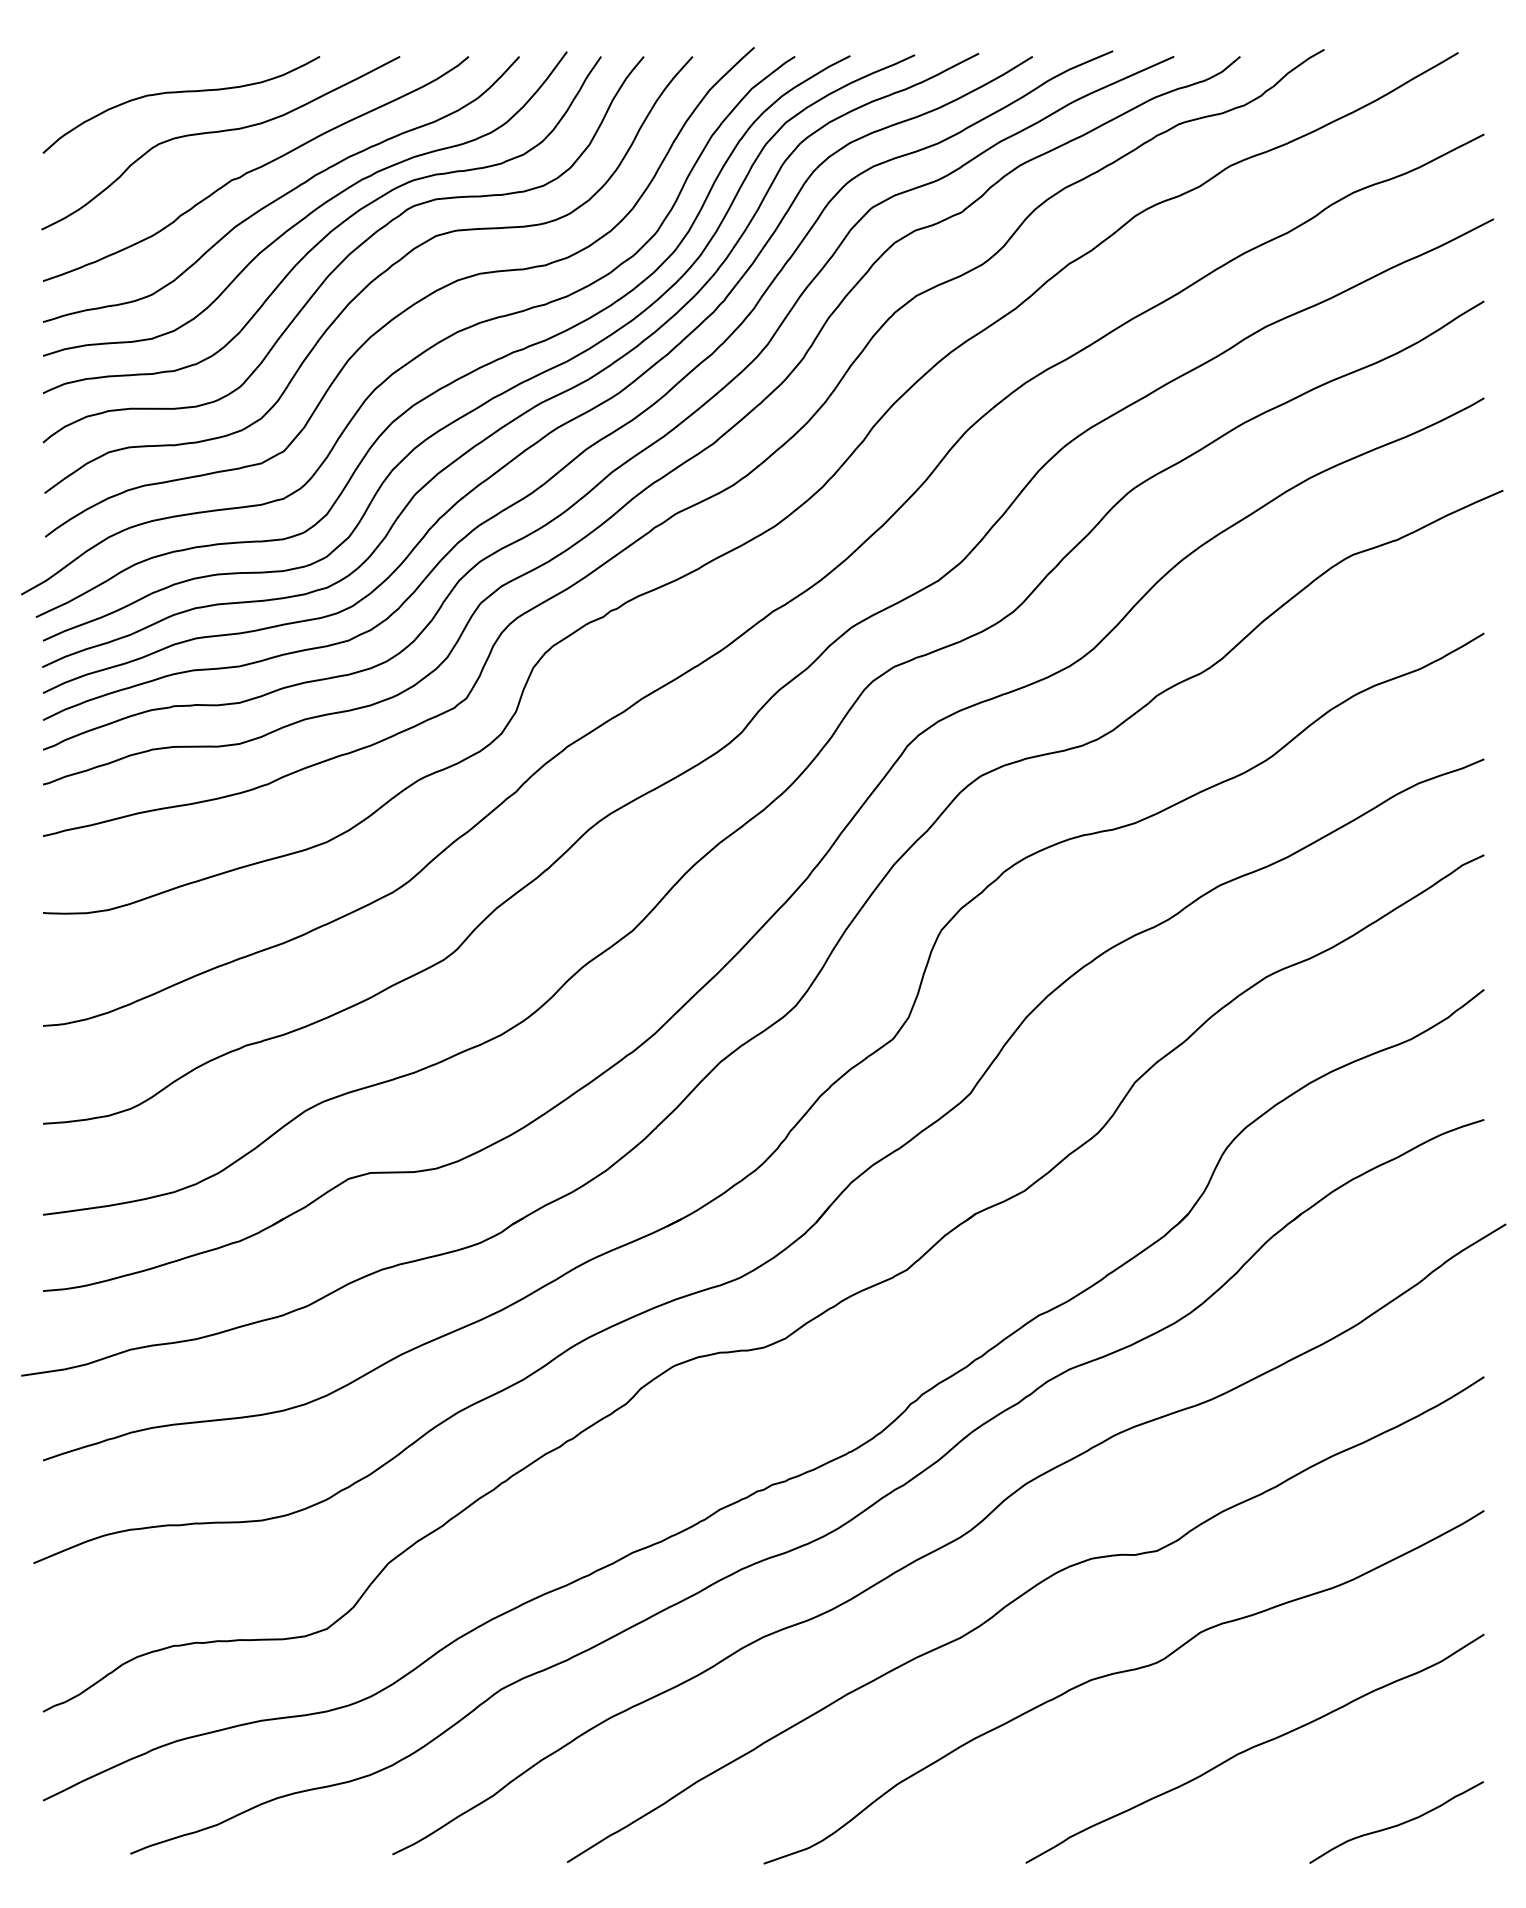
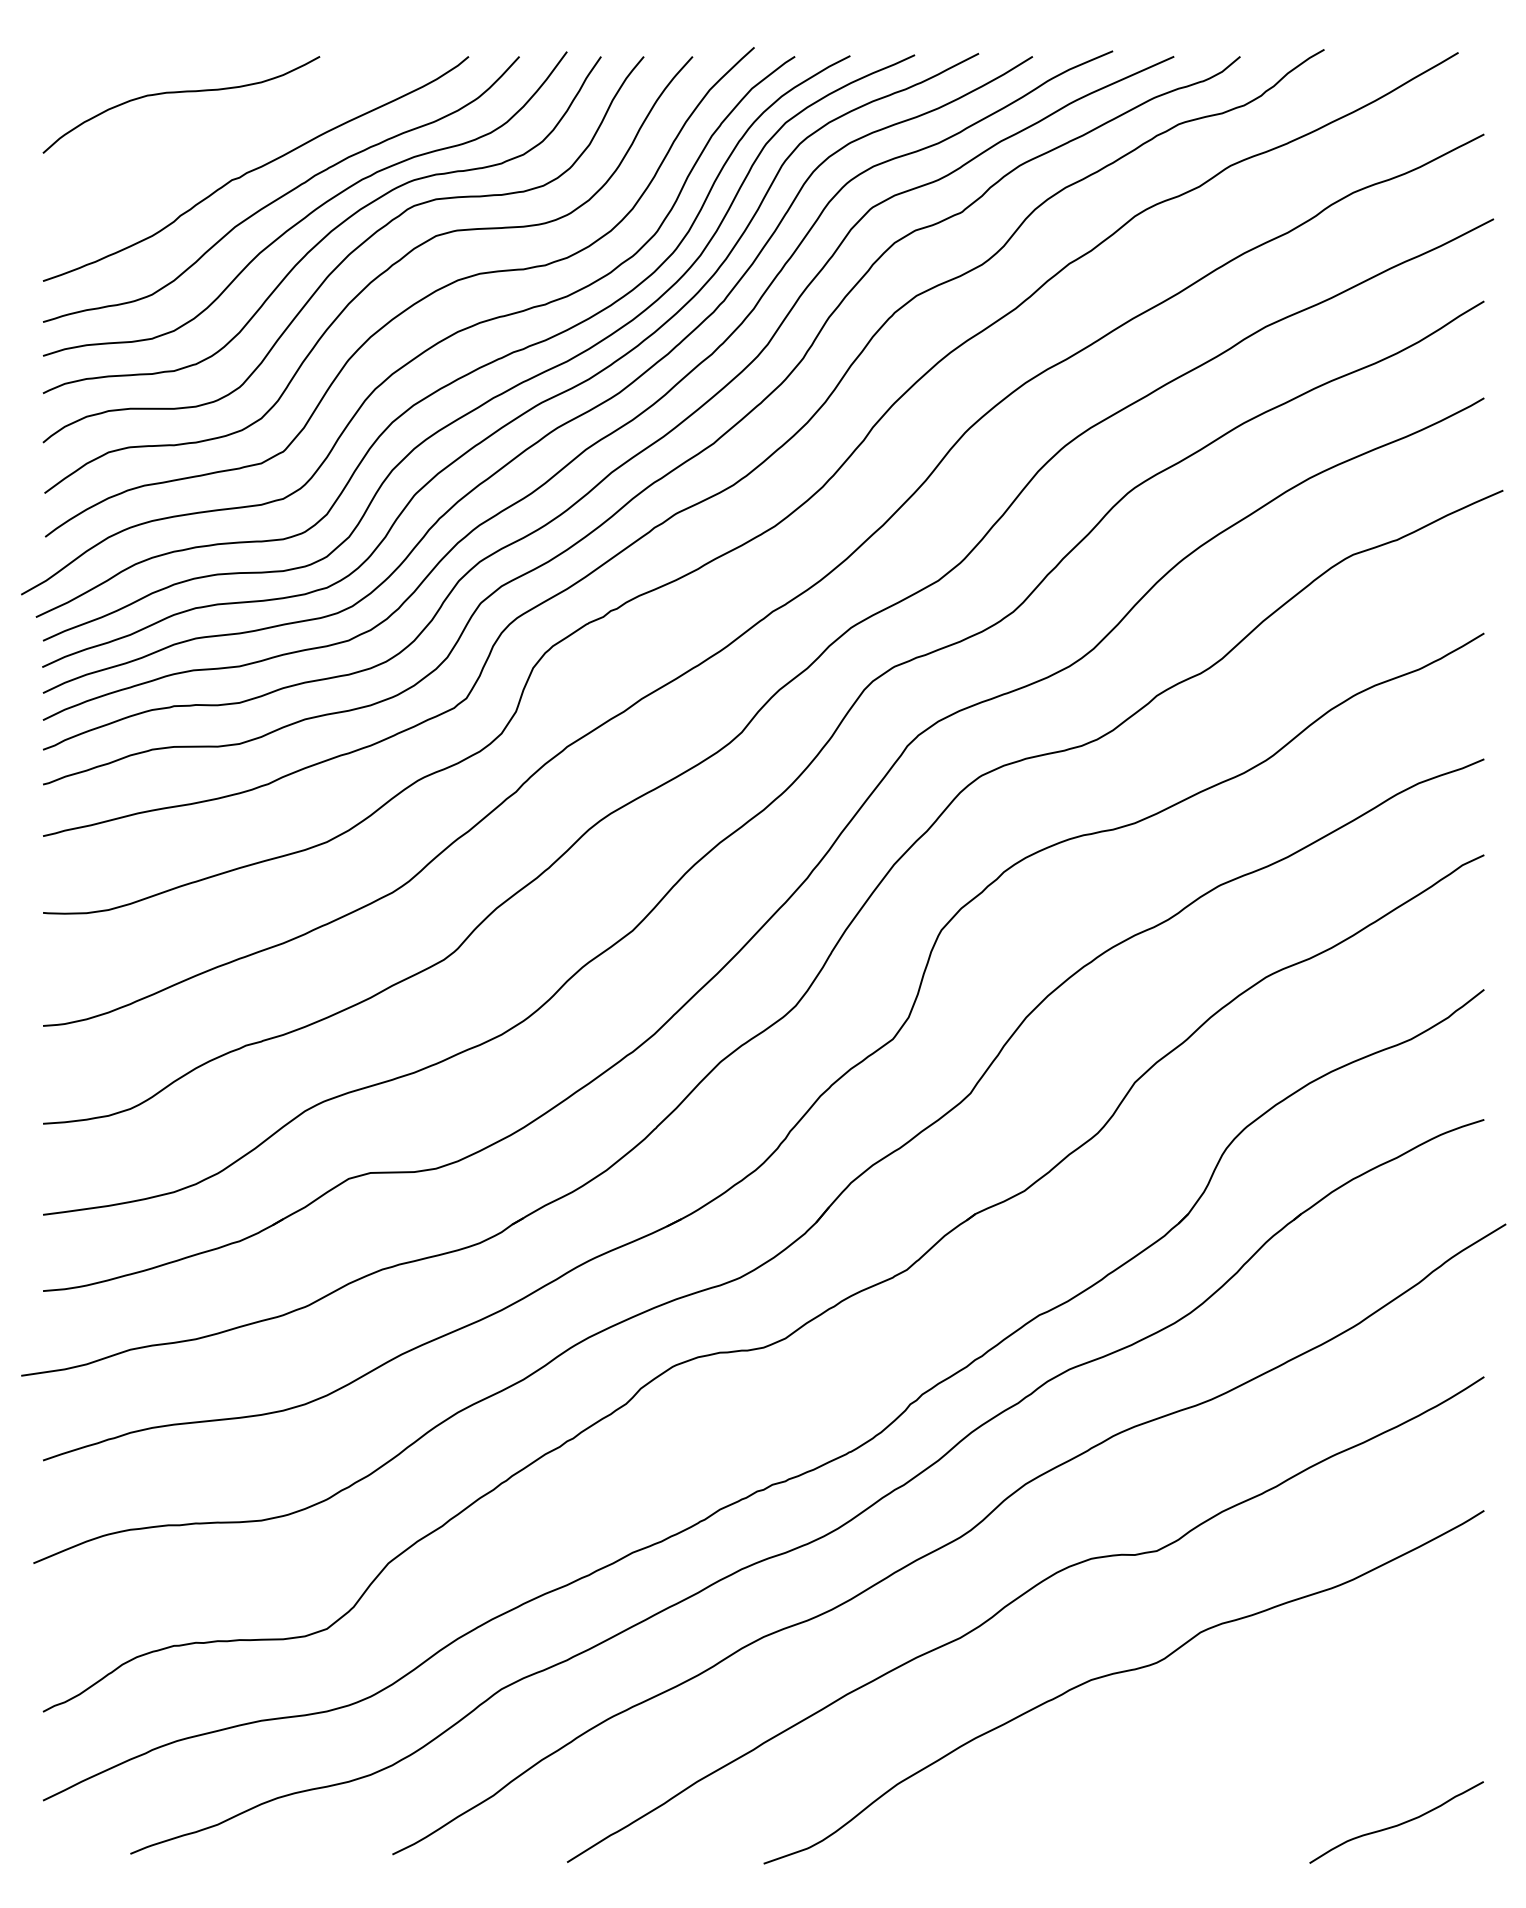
curve: present -> none (220, 132)
curve: present -> none (1254, 1747)
